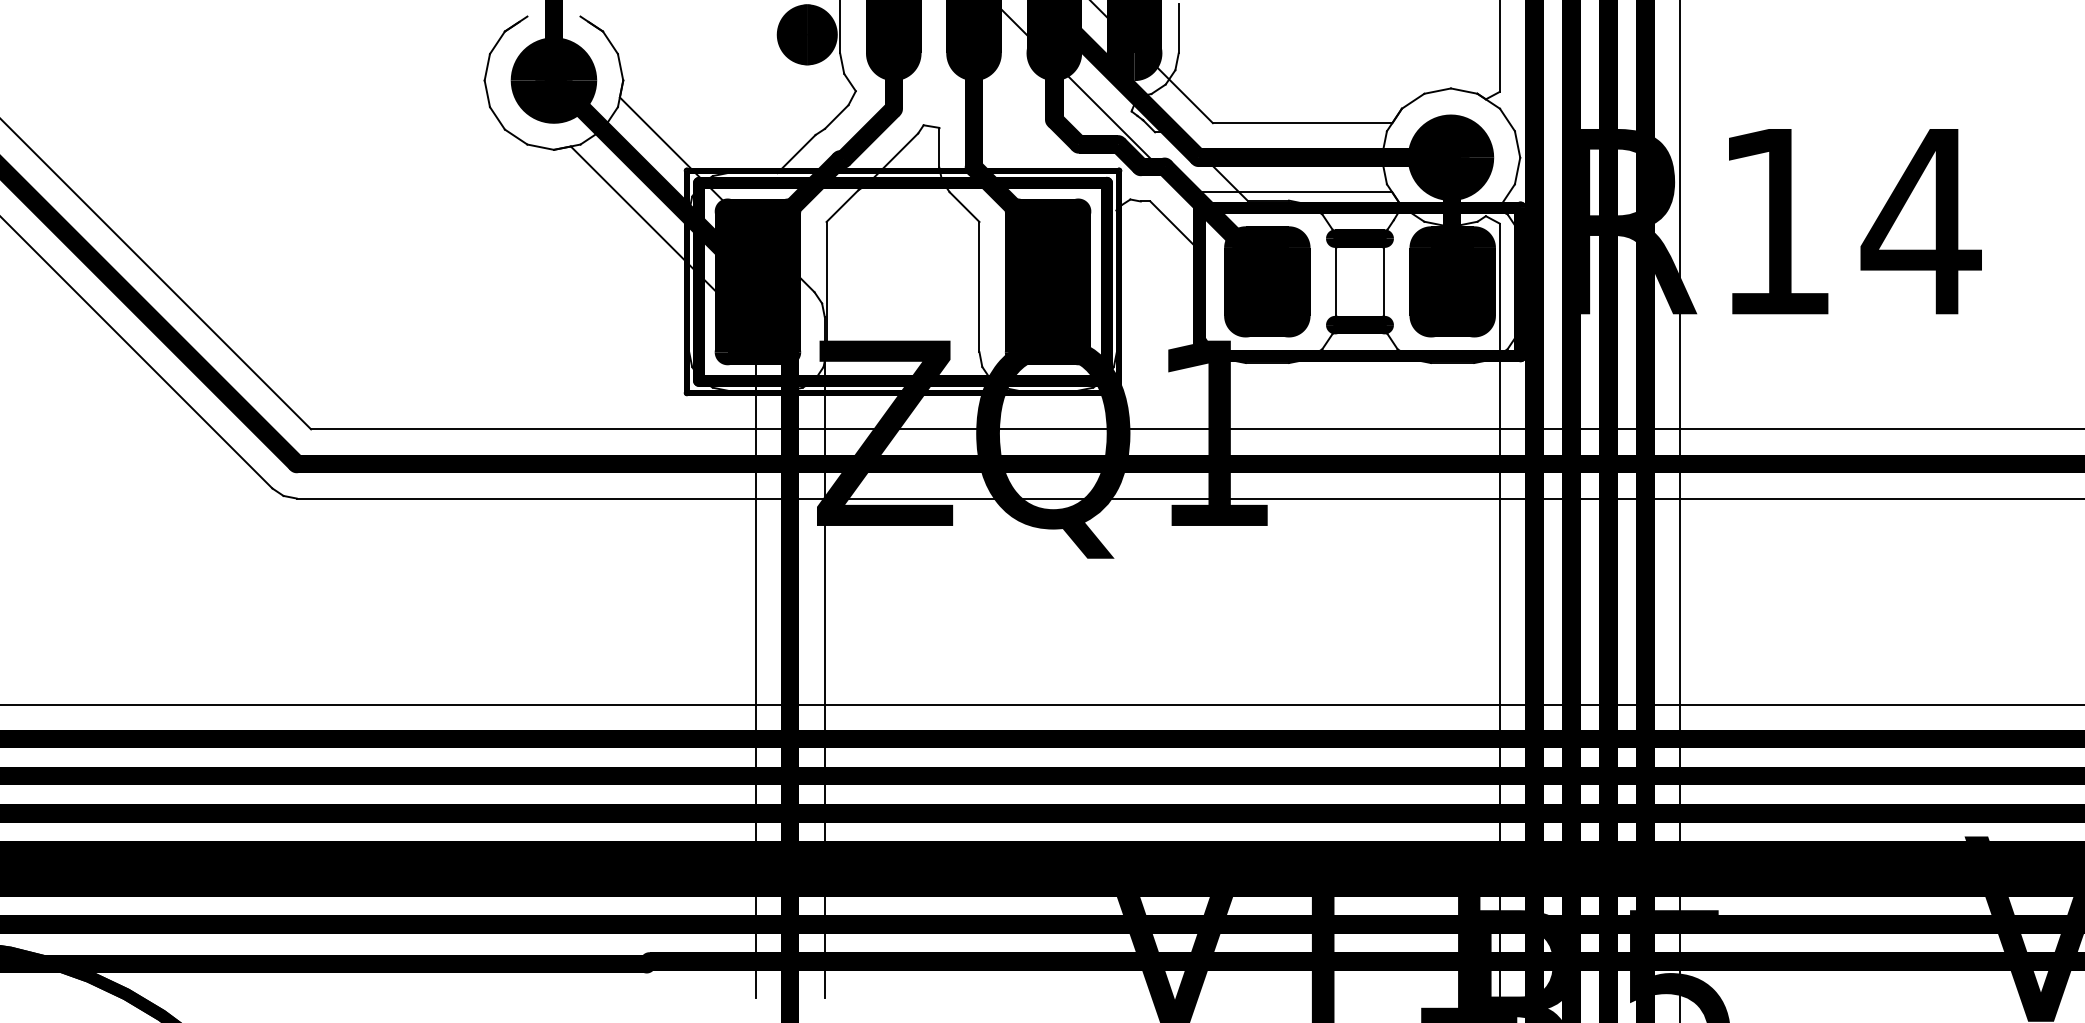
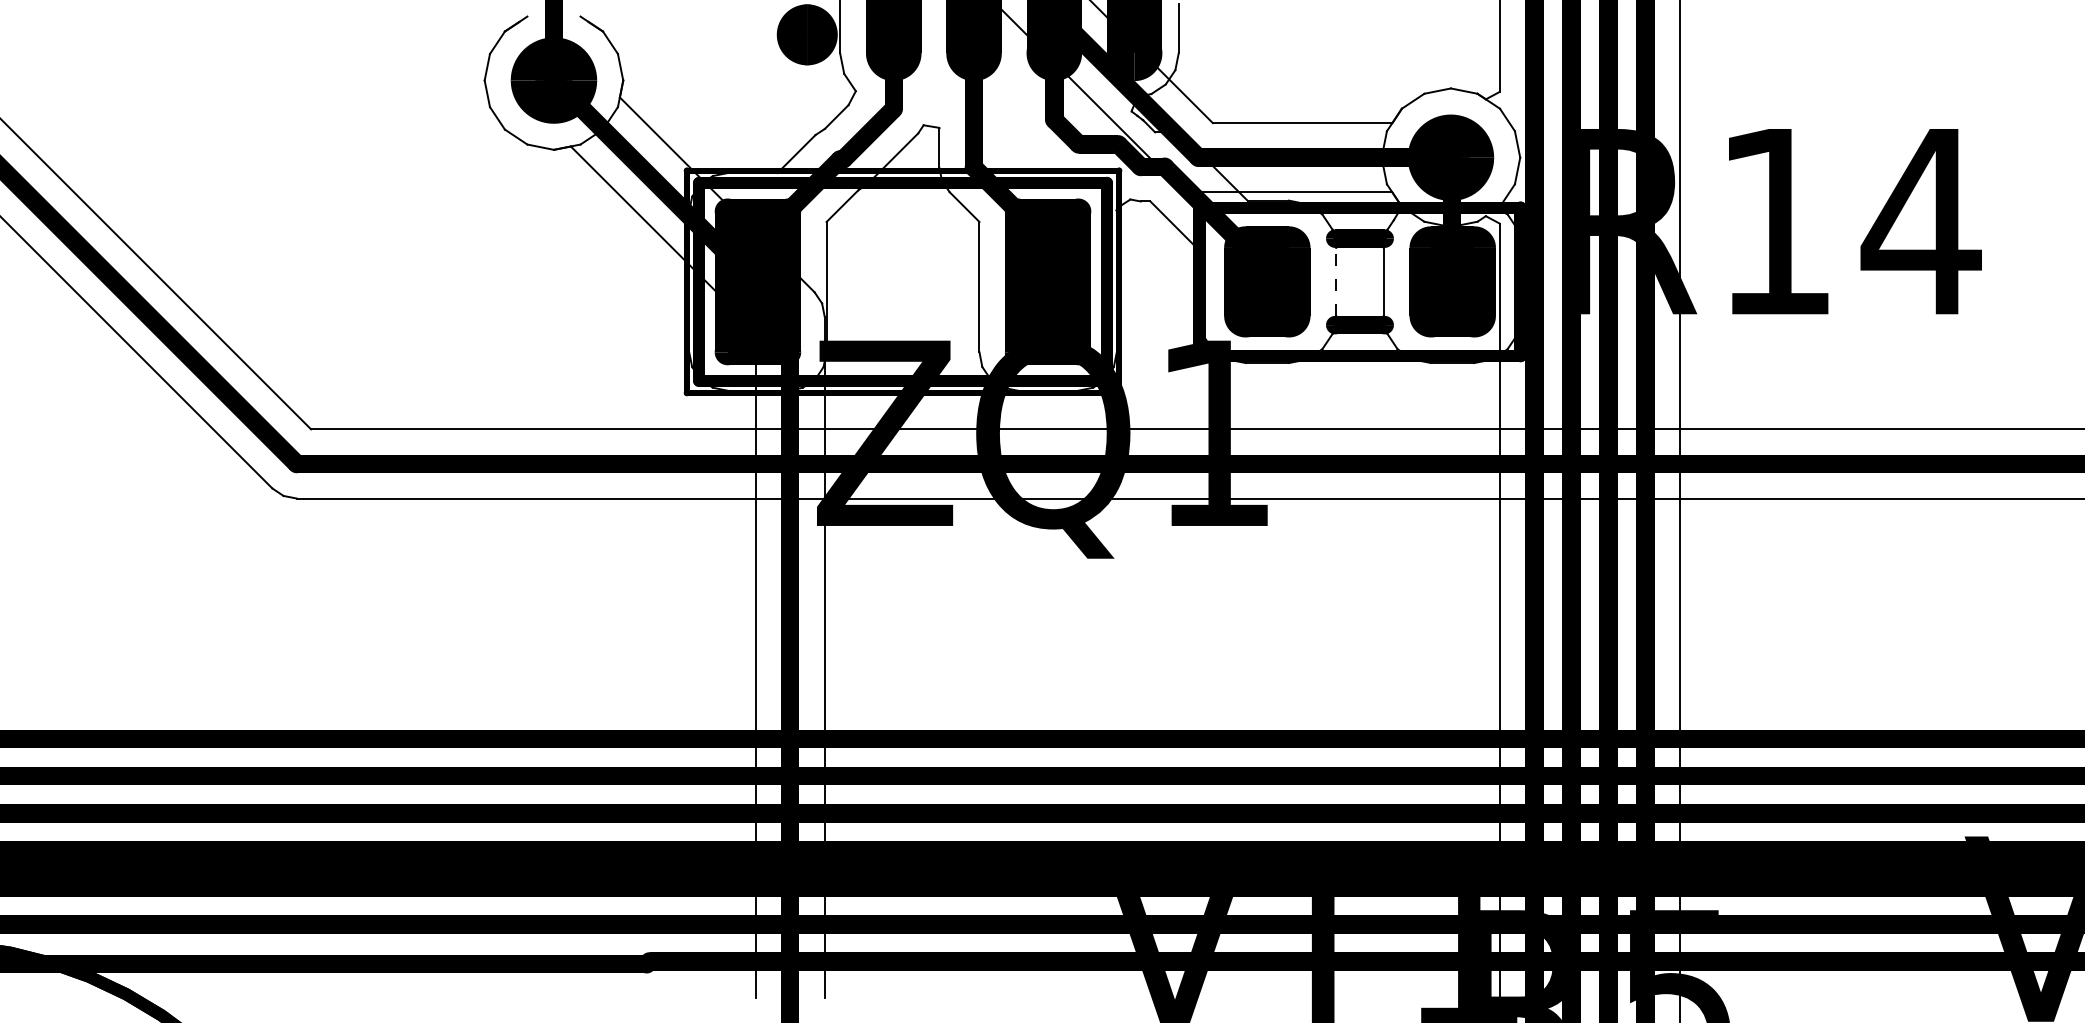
line: solid -> dashed (1336, 281)
line: present -> none (1041, 704)
